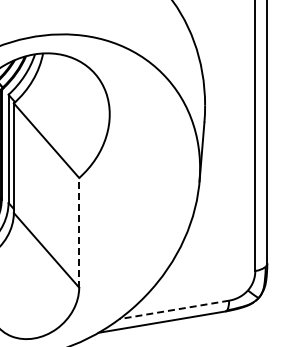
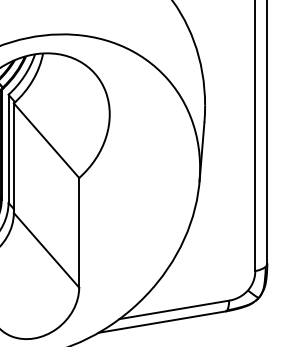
line: dashed -> solid (79, 232)
line: dashed -> solid (174, 309)
